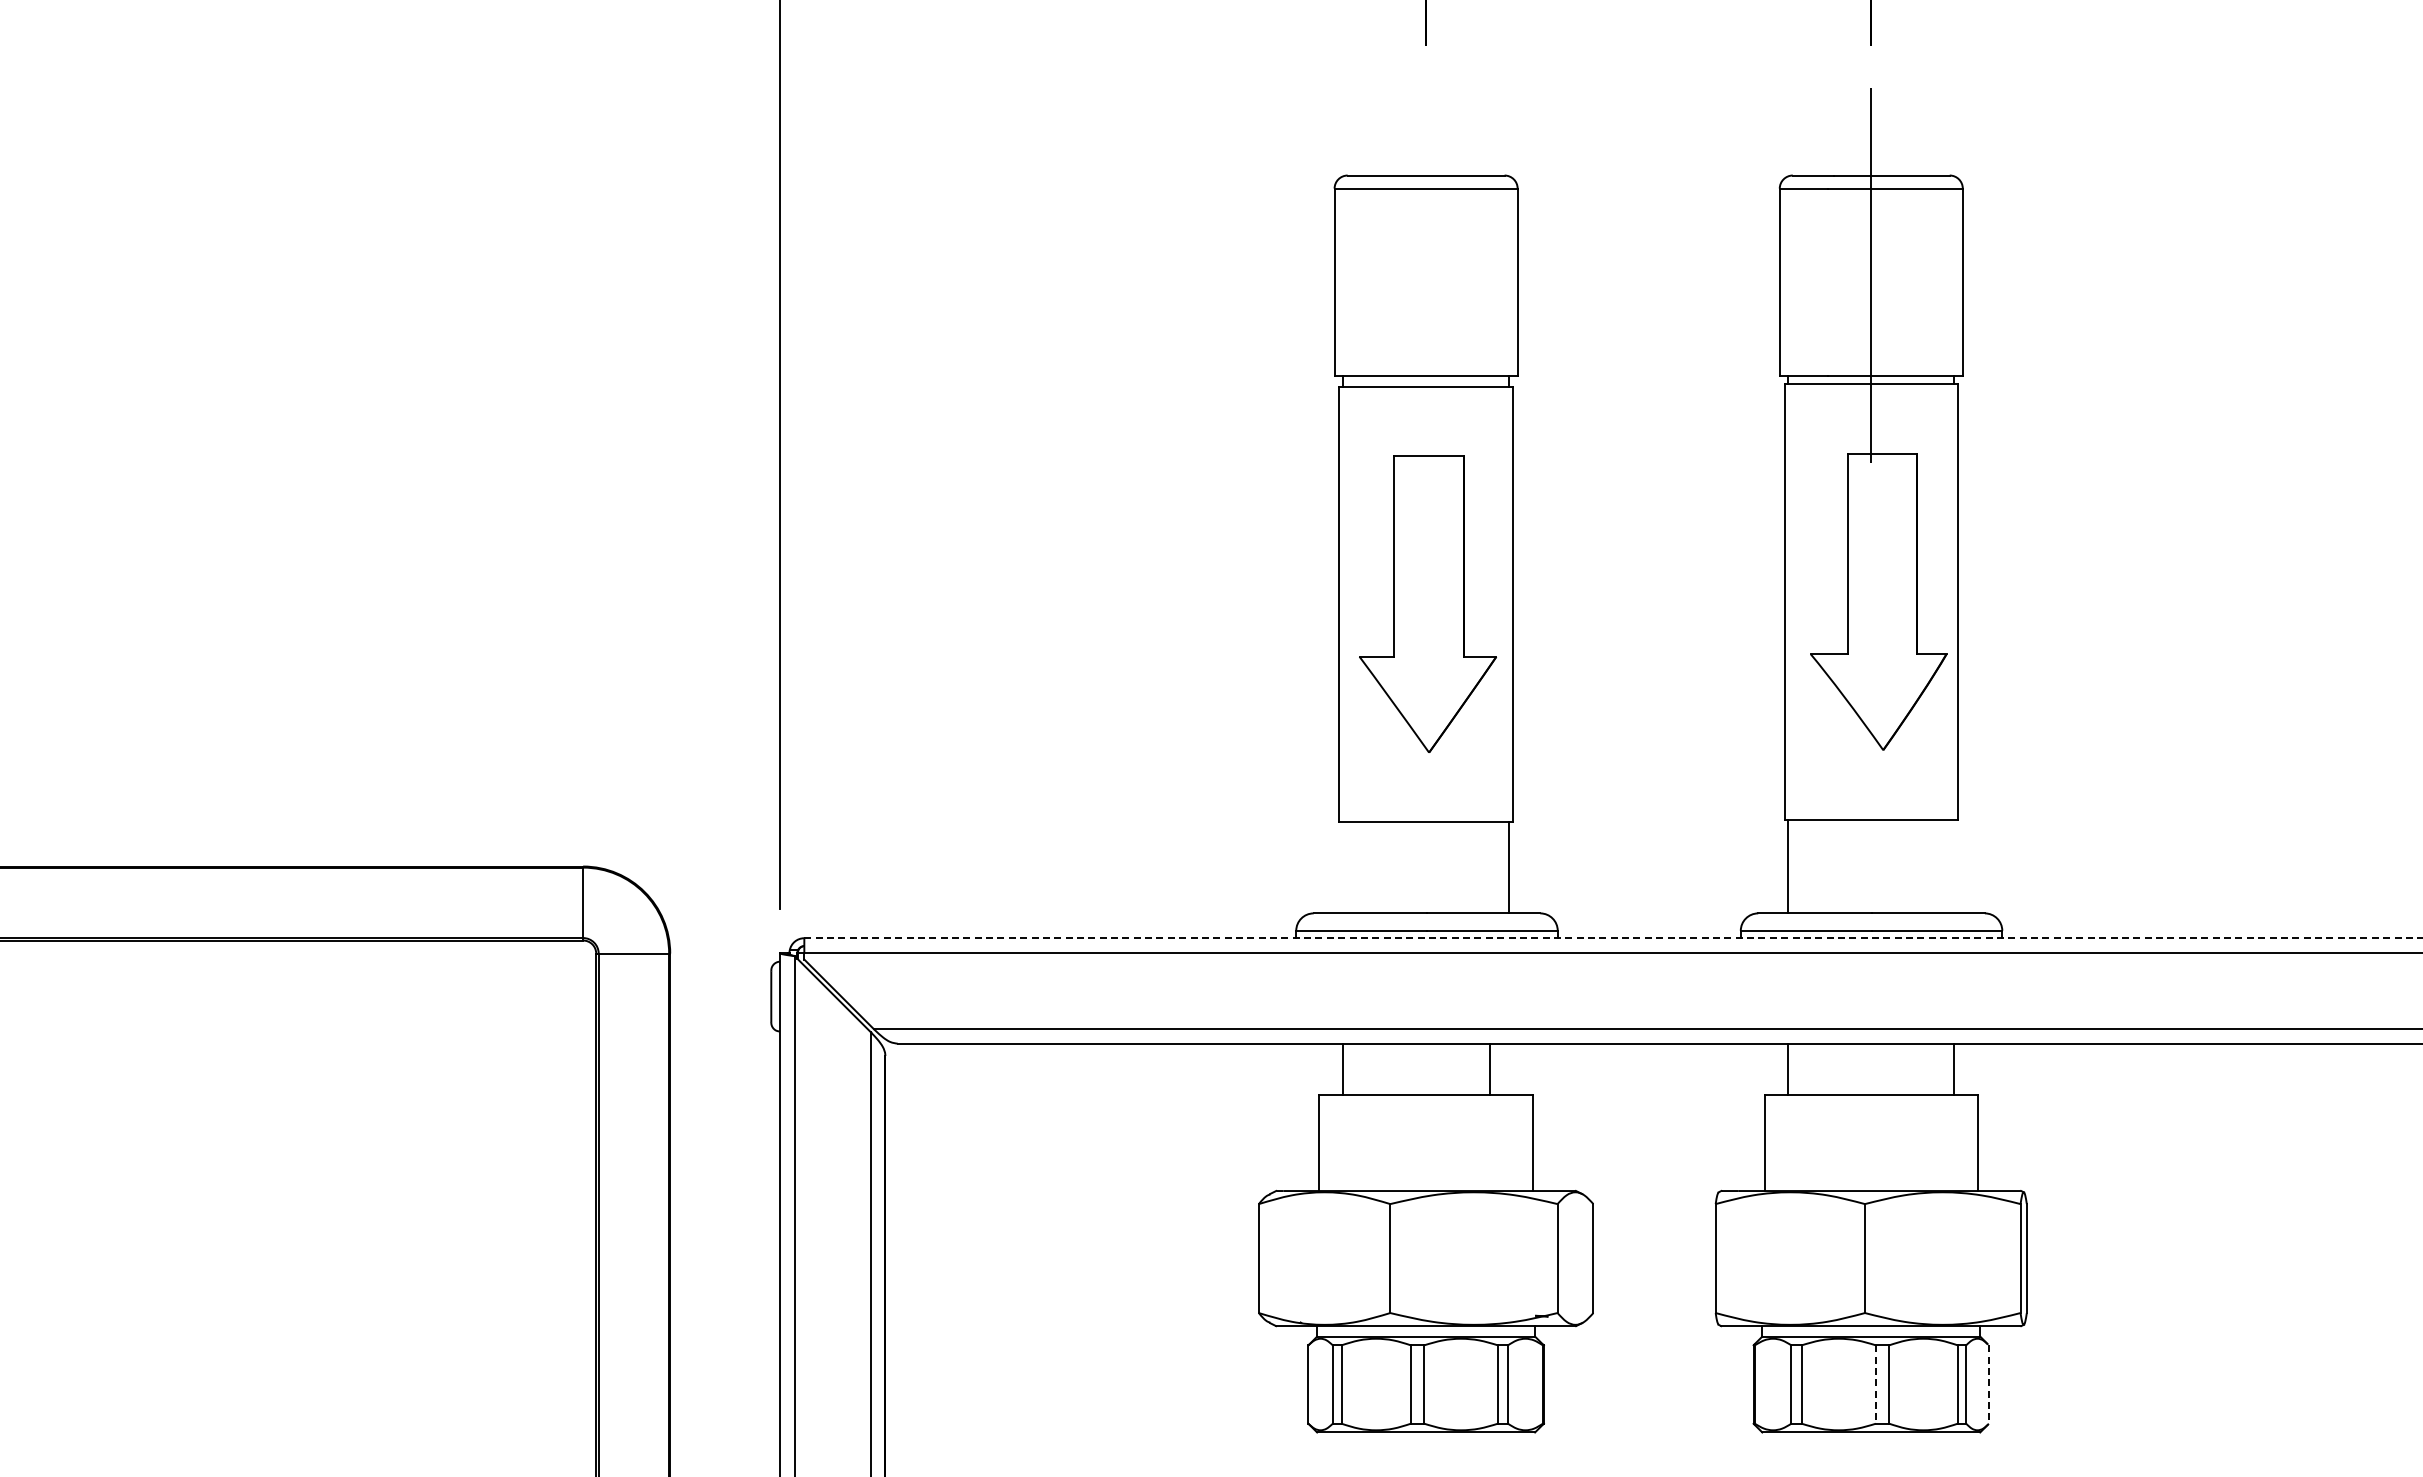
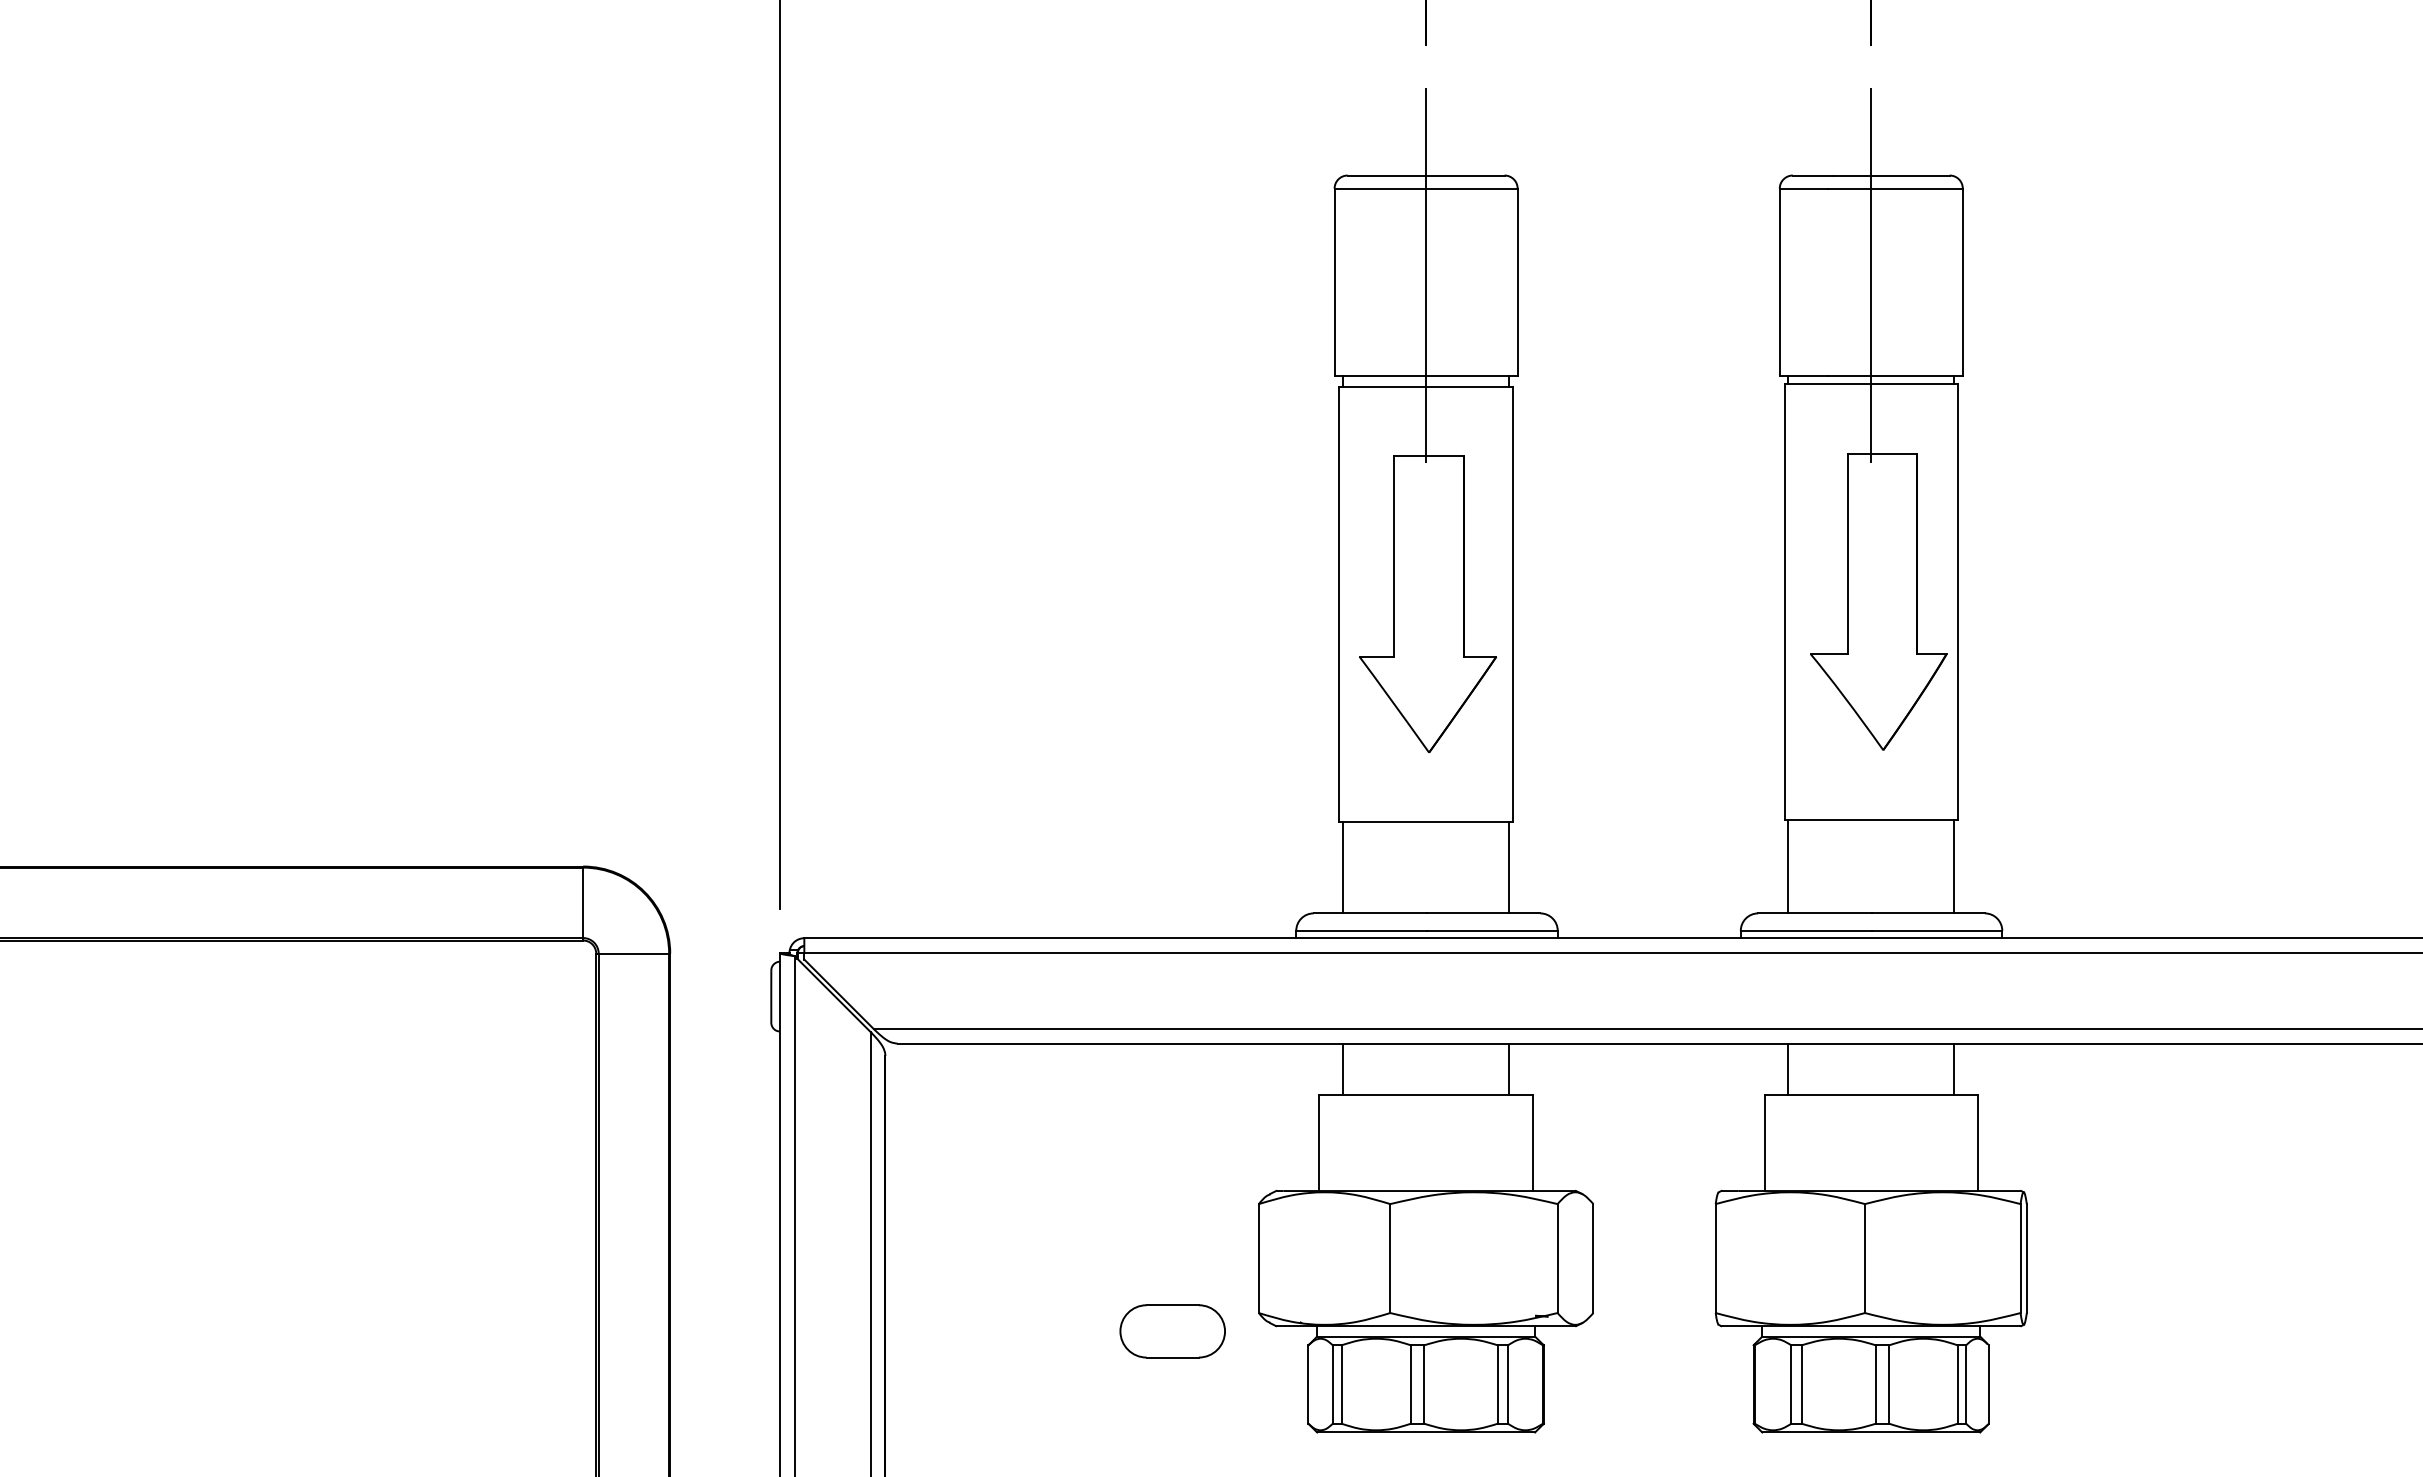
line: none -> present (1426, 275)
line: none -> present (1954, 866)
line: none -> present (1343, 867)
line: dashed -> solid (1614, 938)
line position: (1489, 1069) -> (1508, 1069) (1508, 1069)
part: none -> present (1172, 1331)
line: dashed -> solid (1875, 1385)
line: dashed -> solid (1988, 1385)
